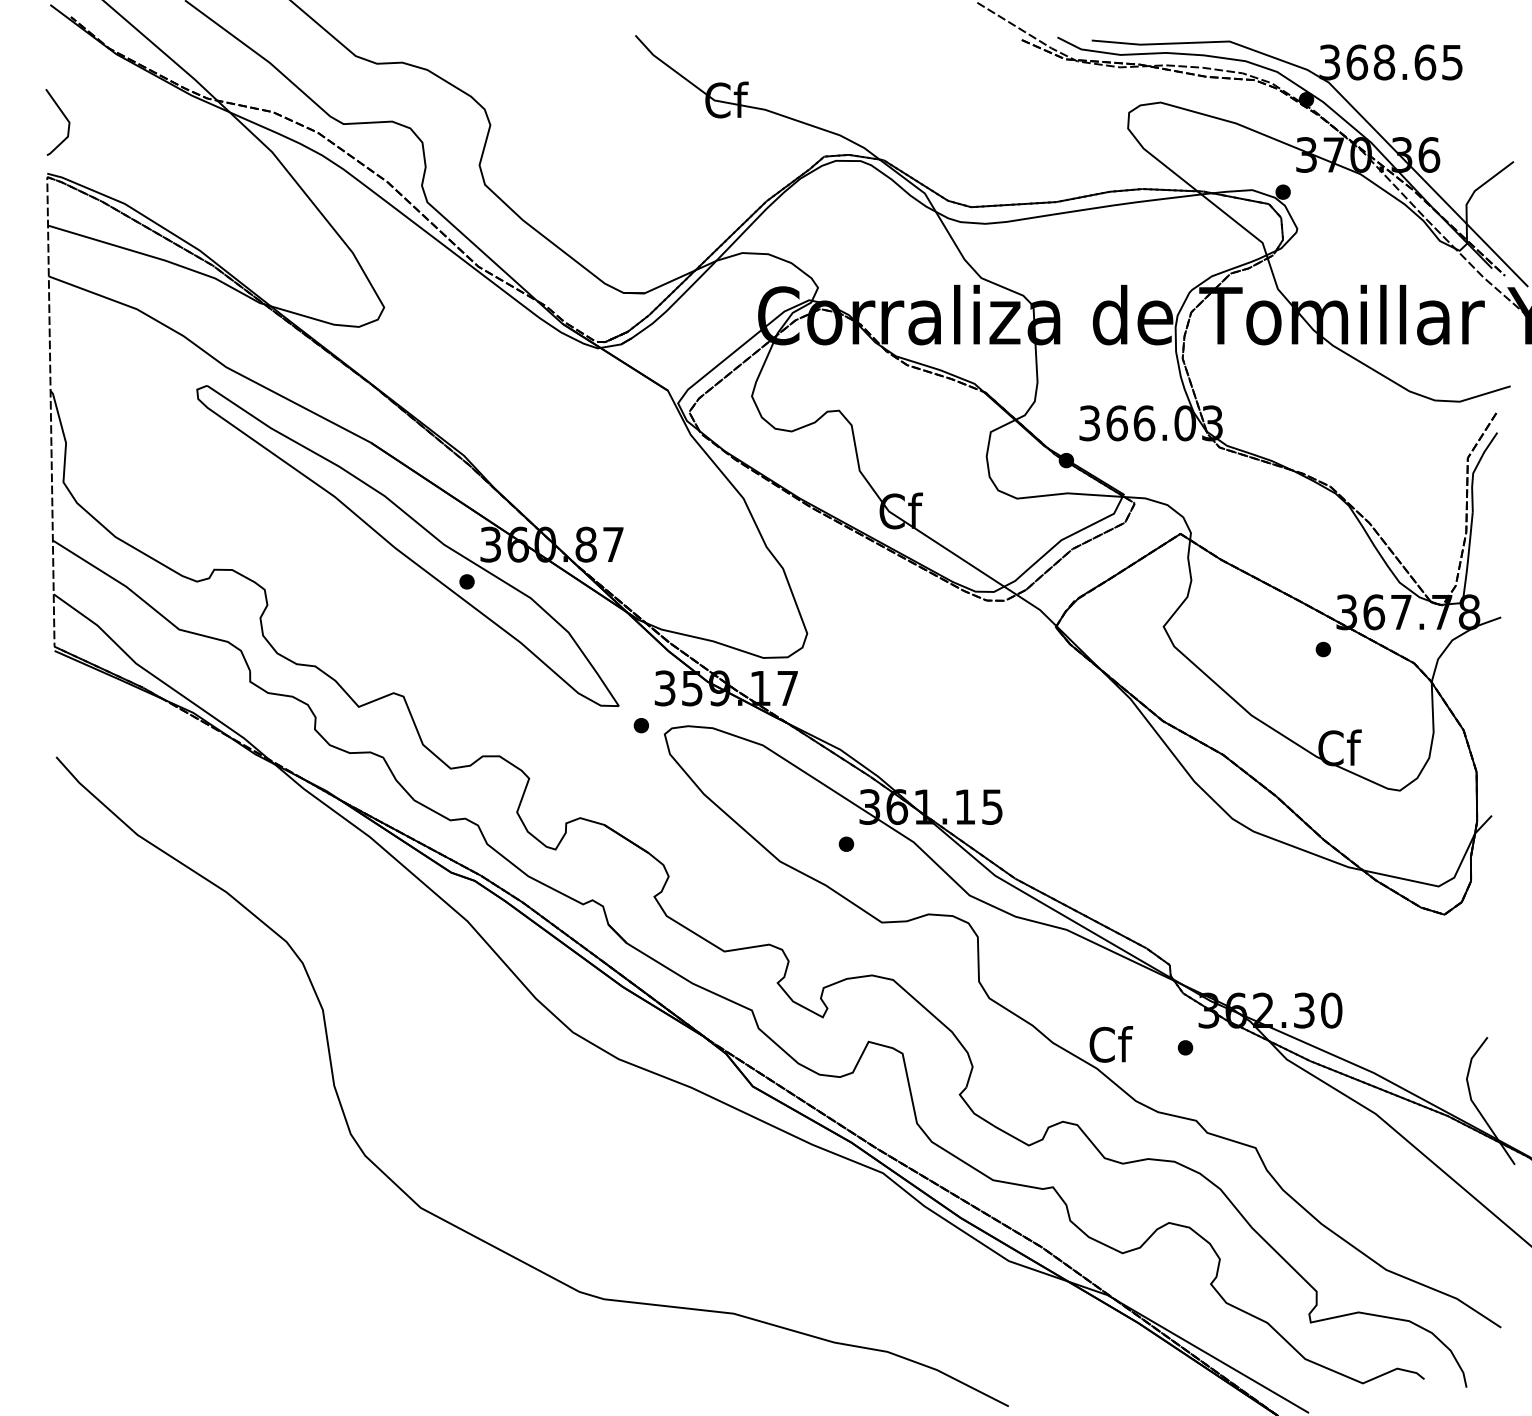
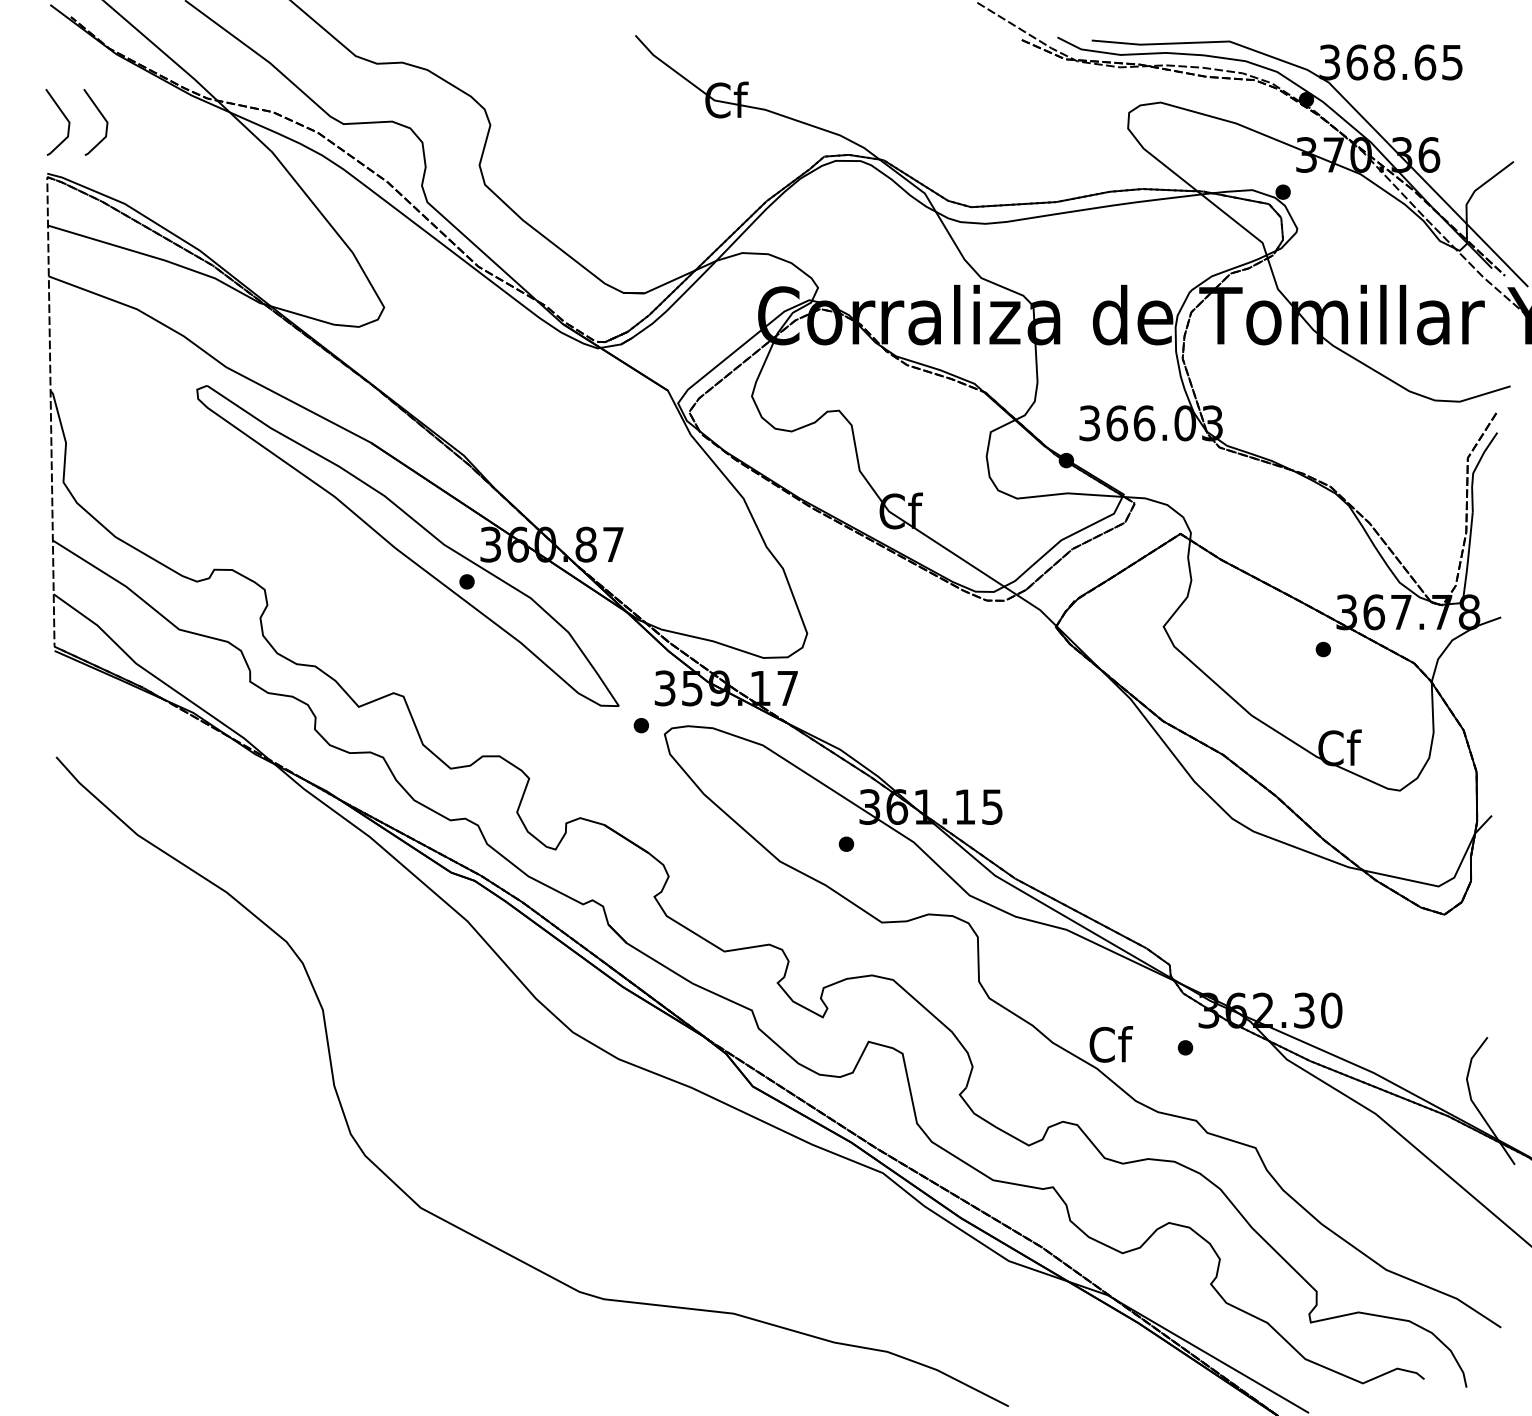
line: none -> present (102, 117)
